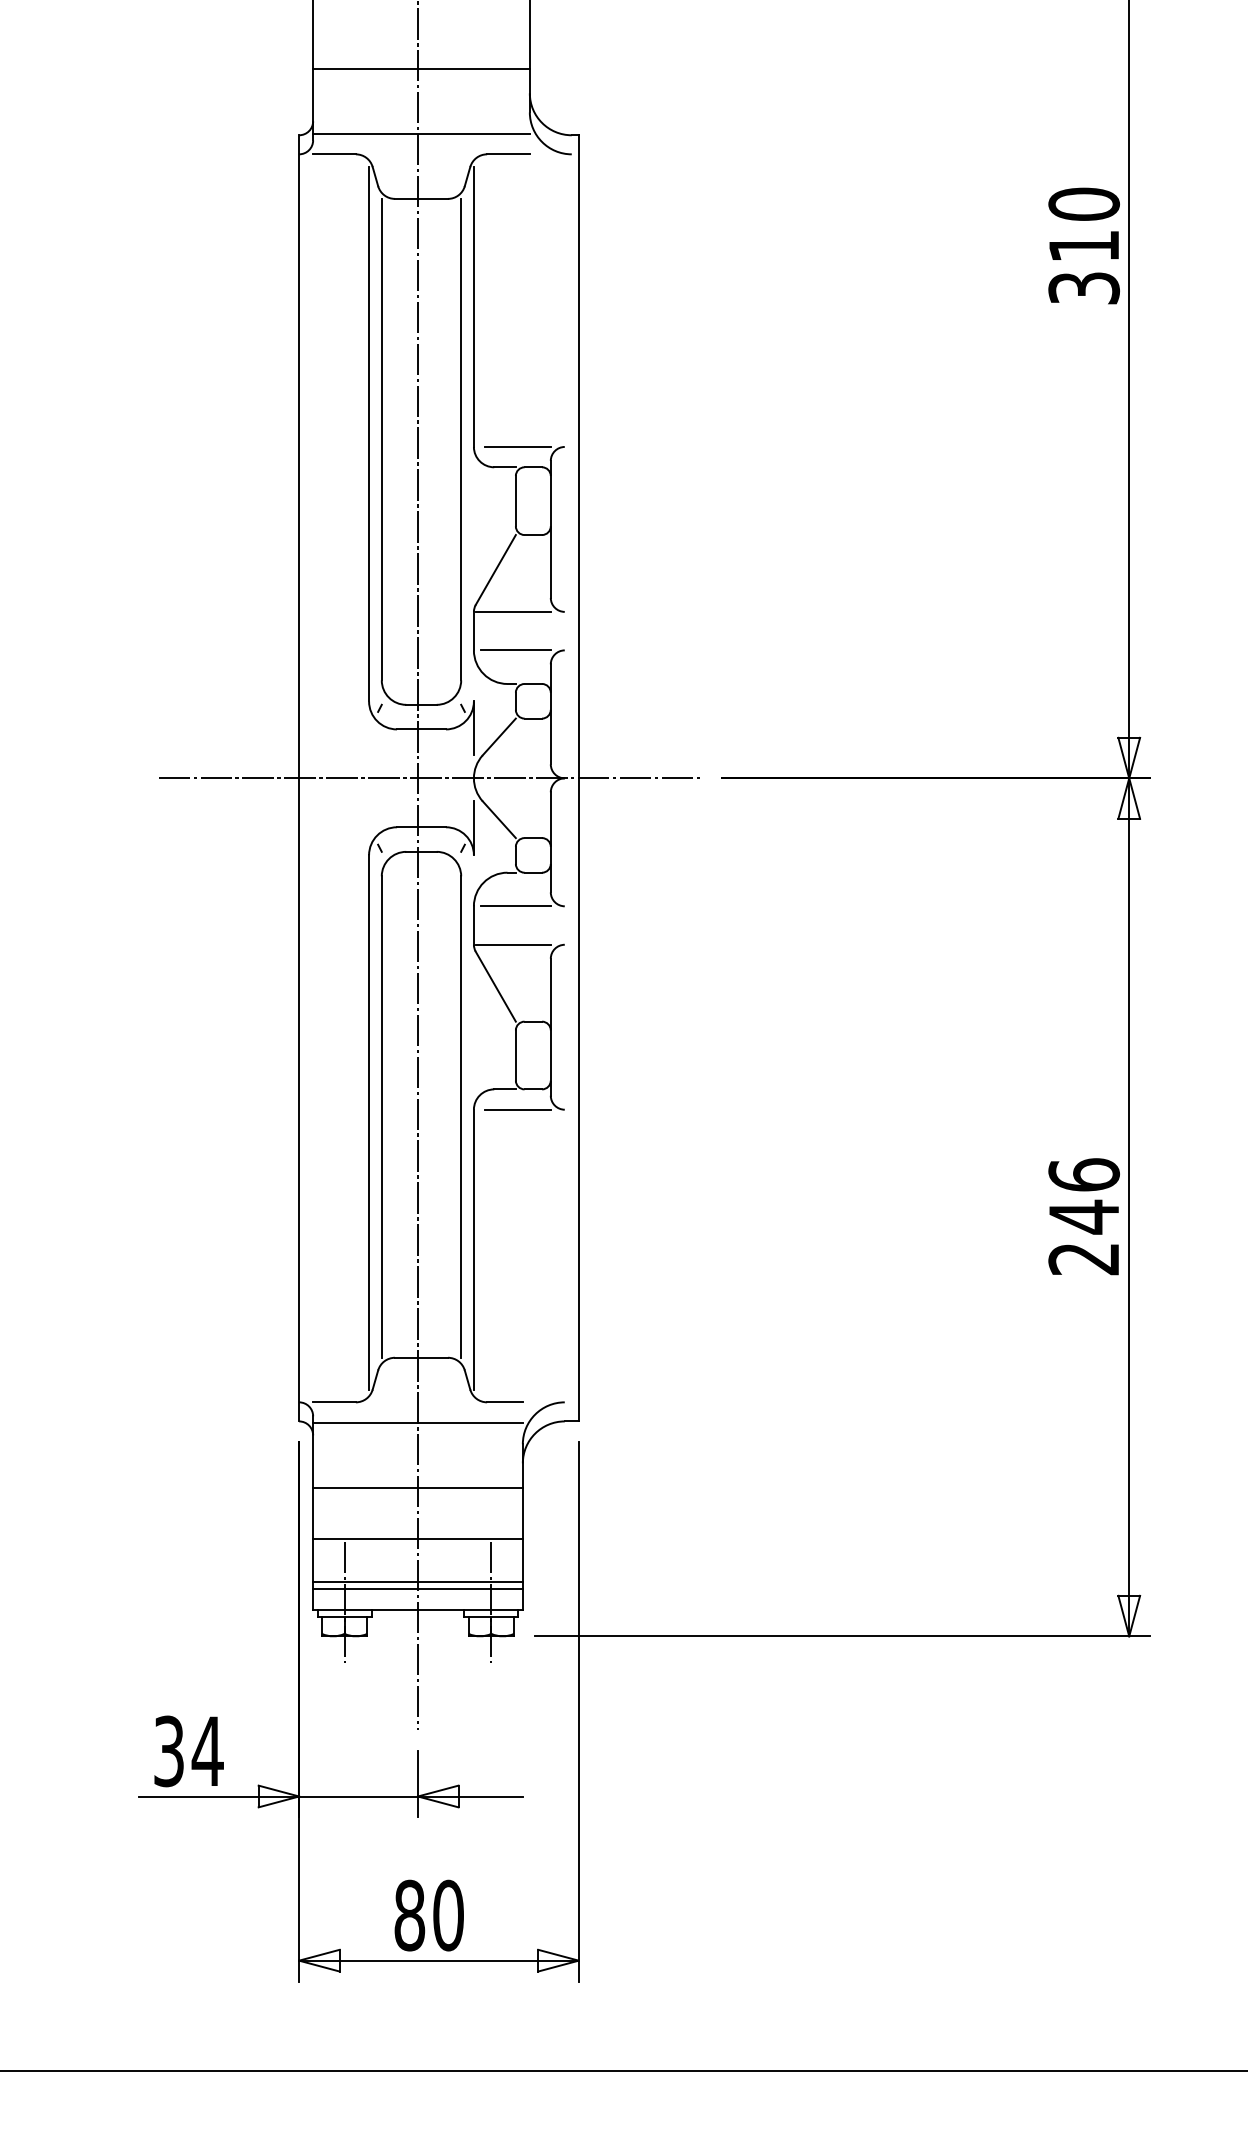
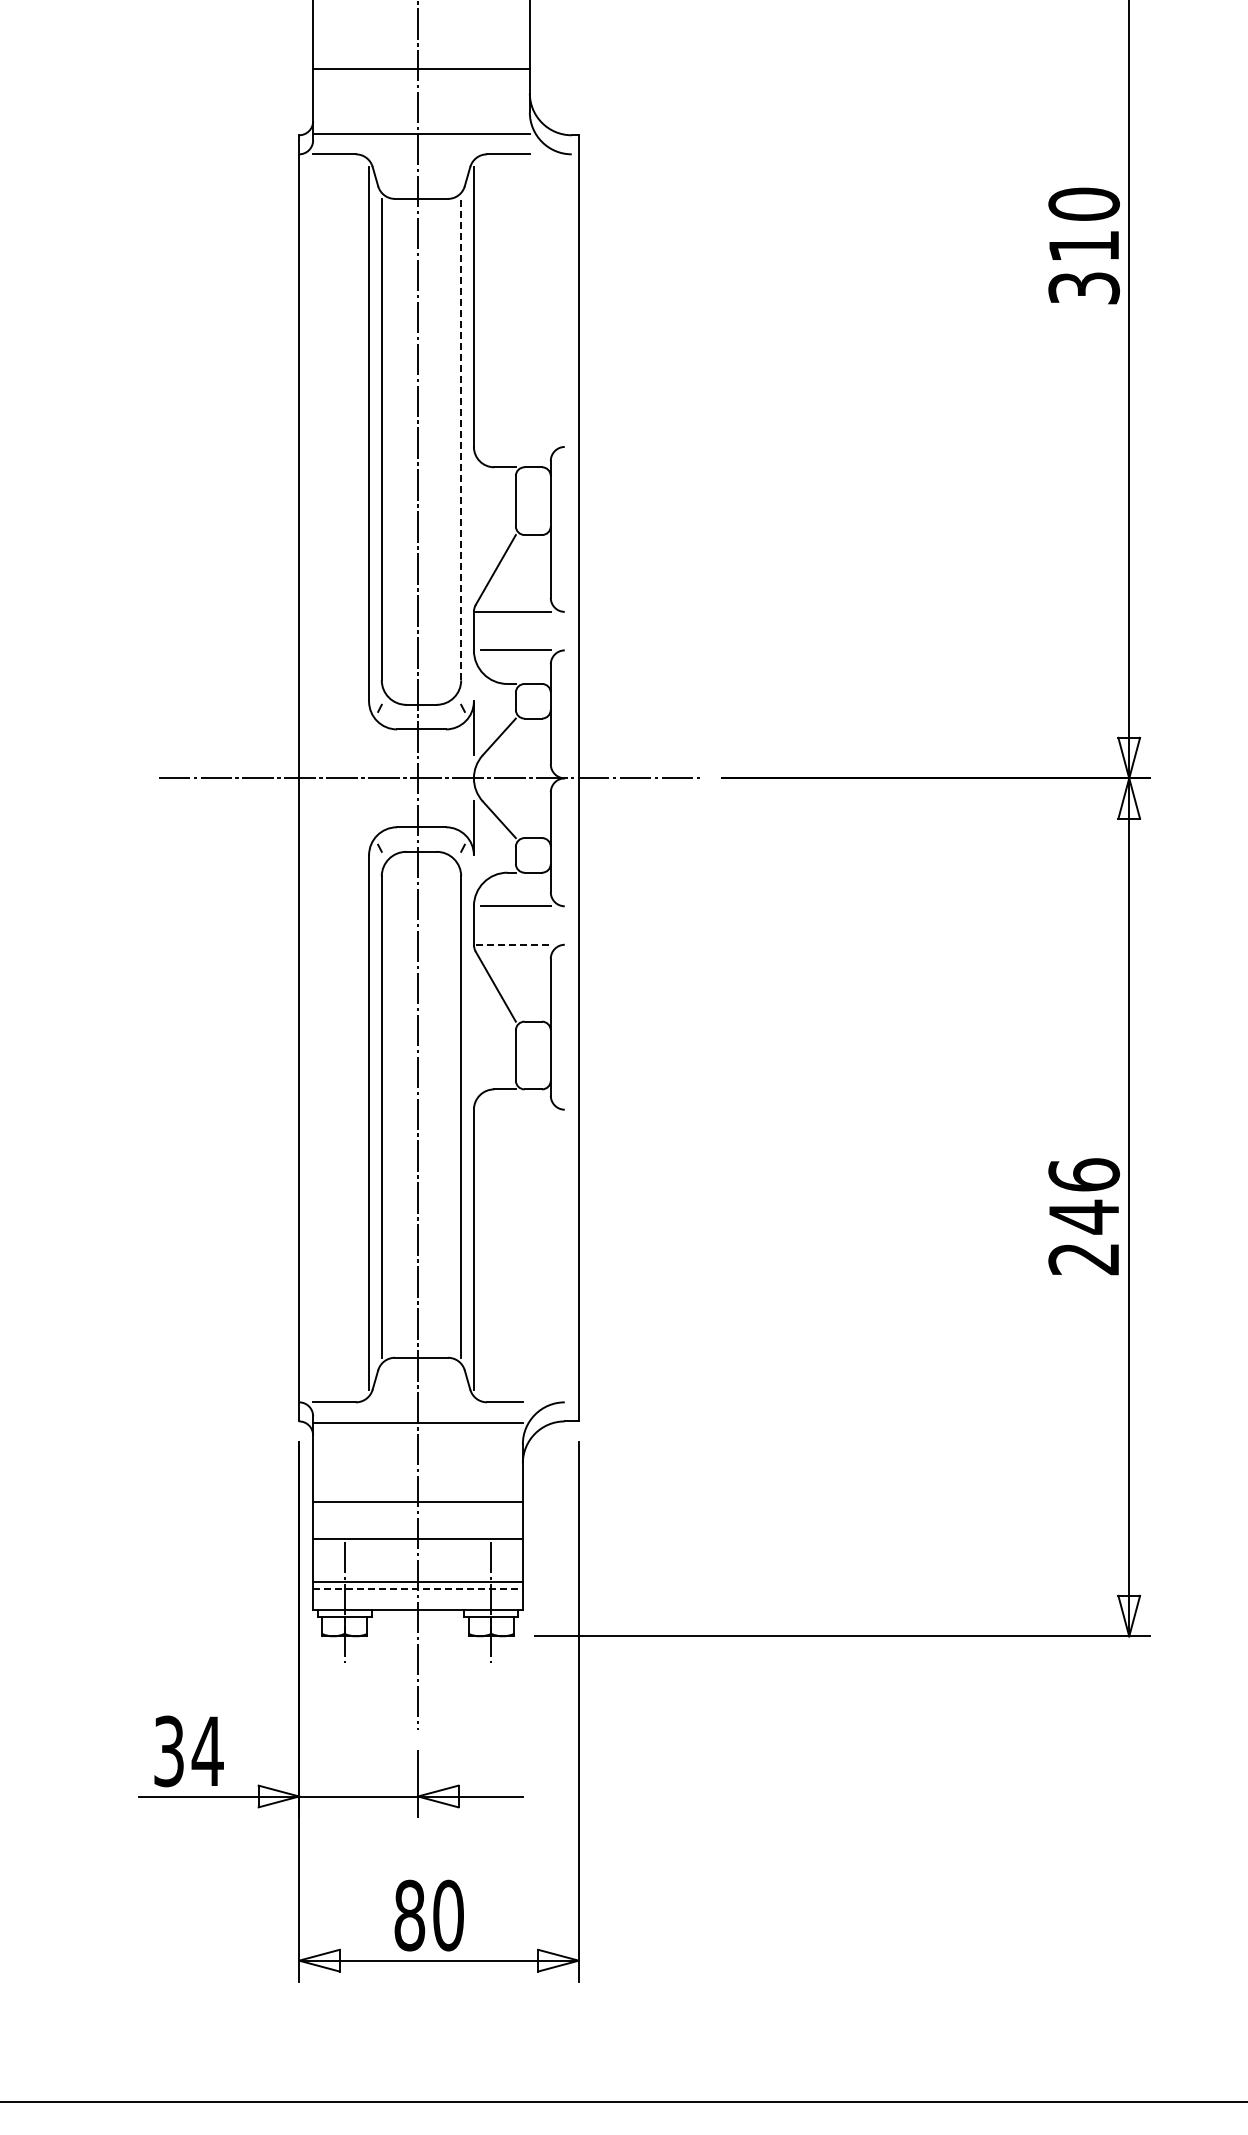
line: solid -> dashed (461, 439)
line: present -> none (517, 446)
line: solid -> dashed (513, 944)
line: present -> none (517, 1109)
line position: (417, 1487) -> (417, 1501) (417, 1501)
line: solid -> dashed (418, 1589)
line position: (623, 2070) -> (623, 2101) (623, 2101)
